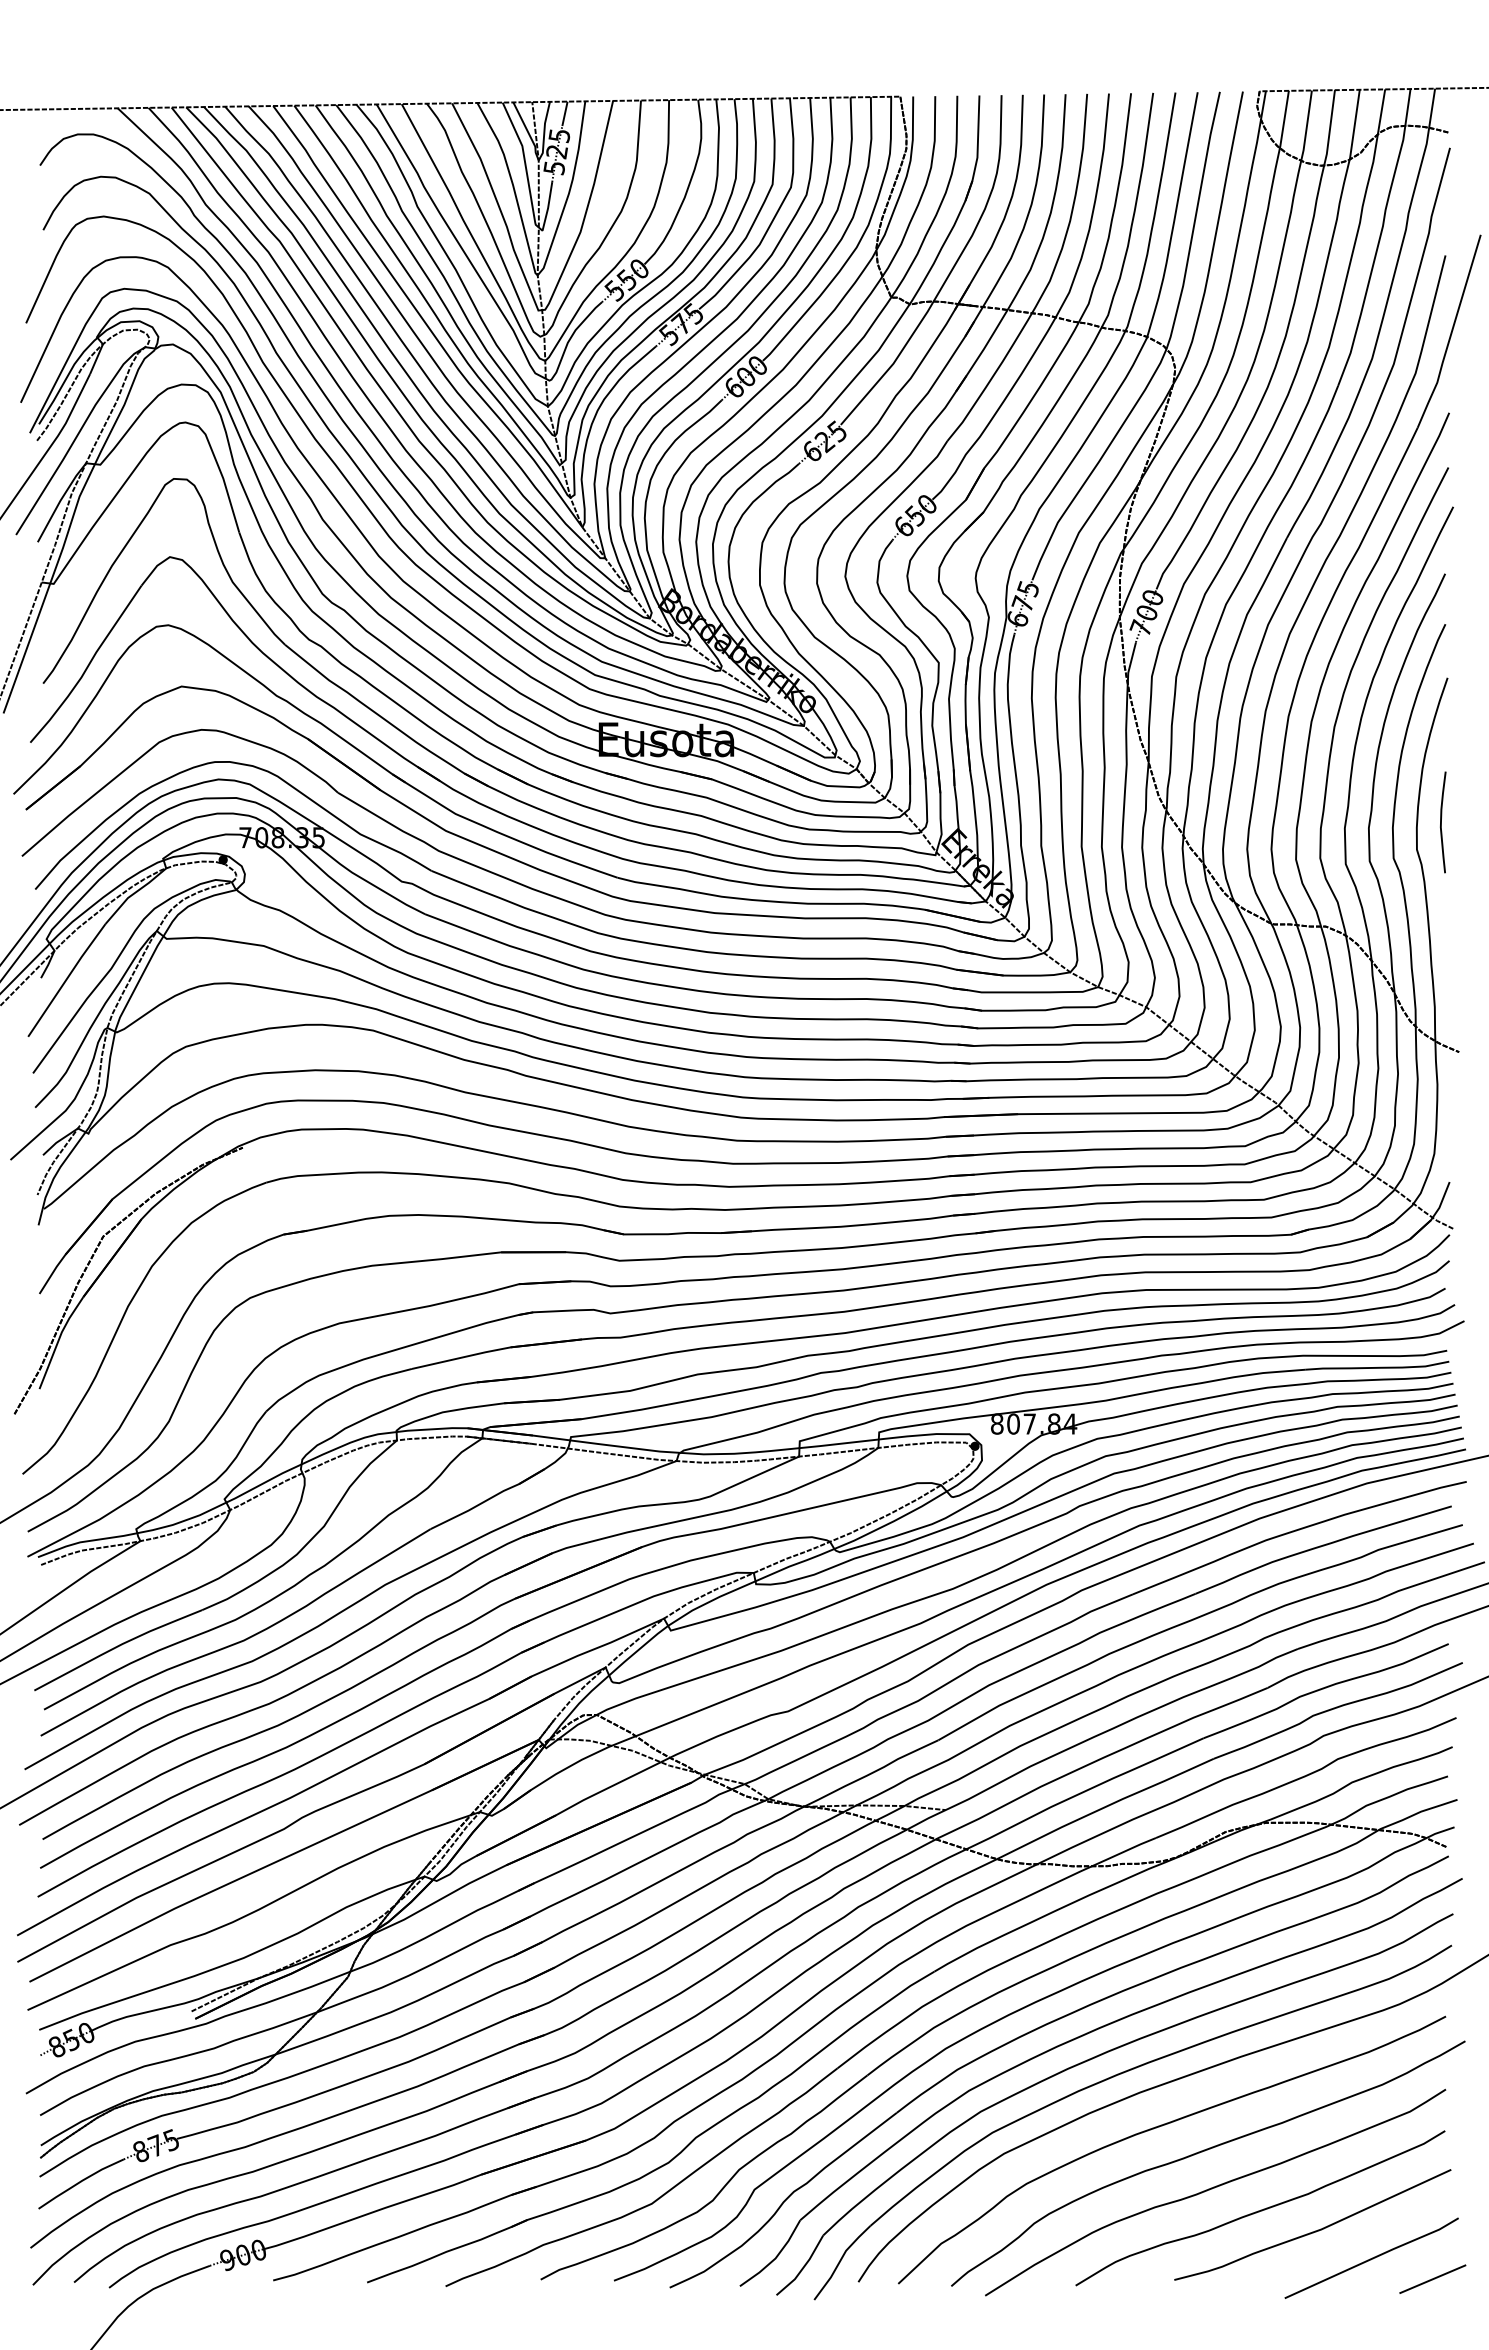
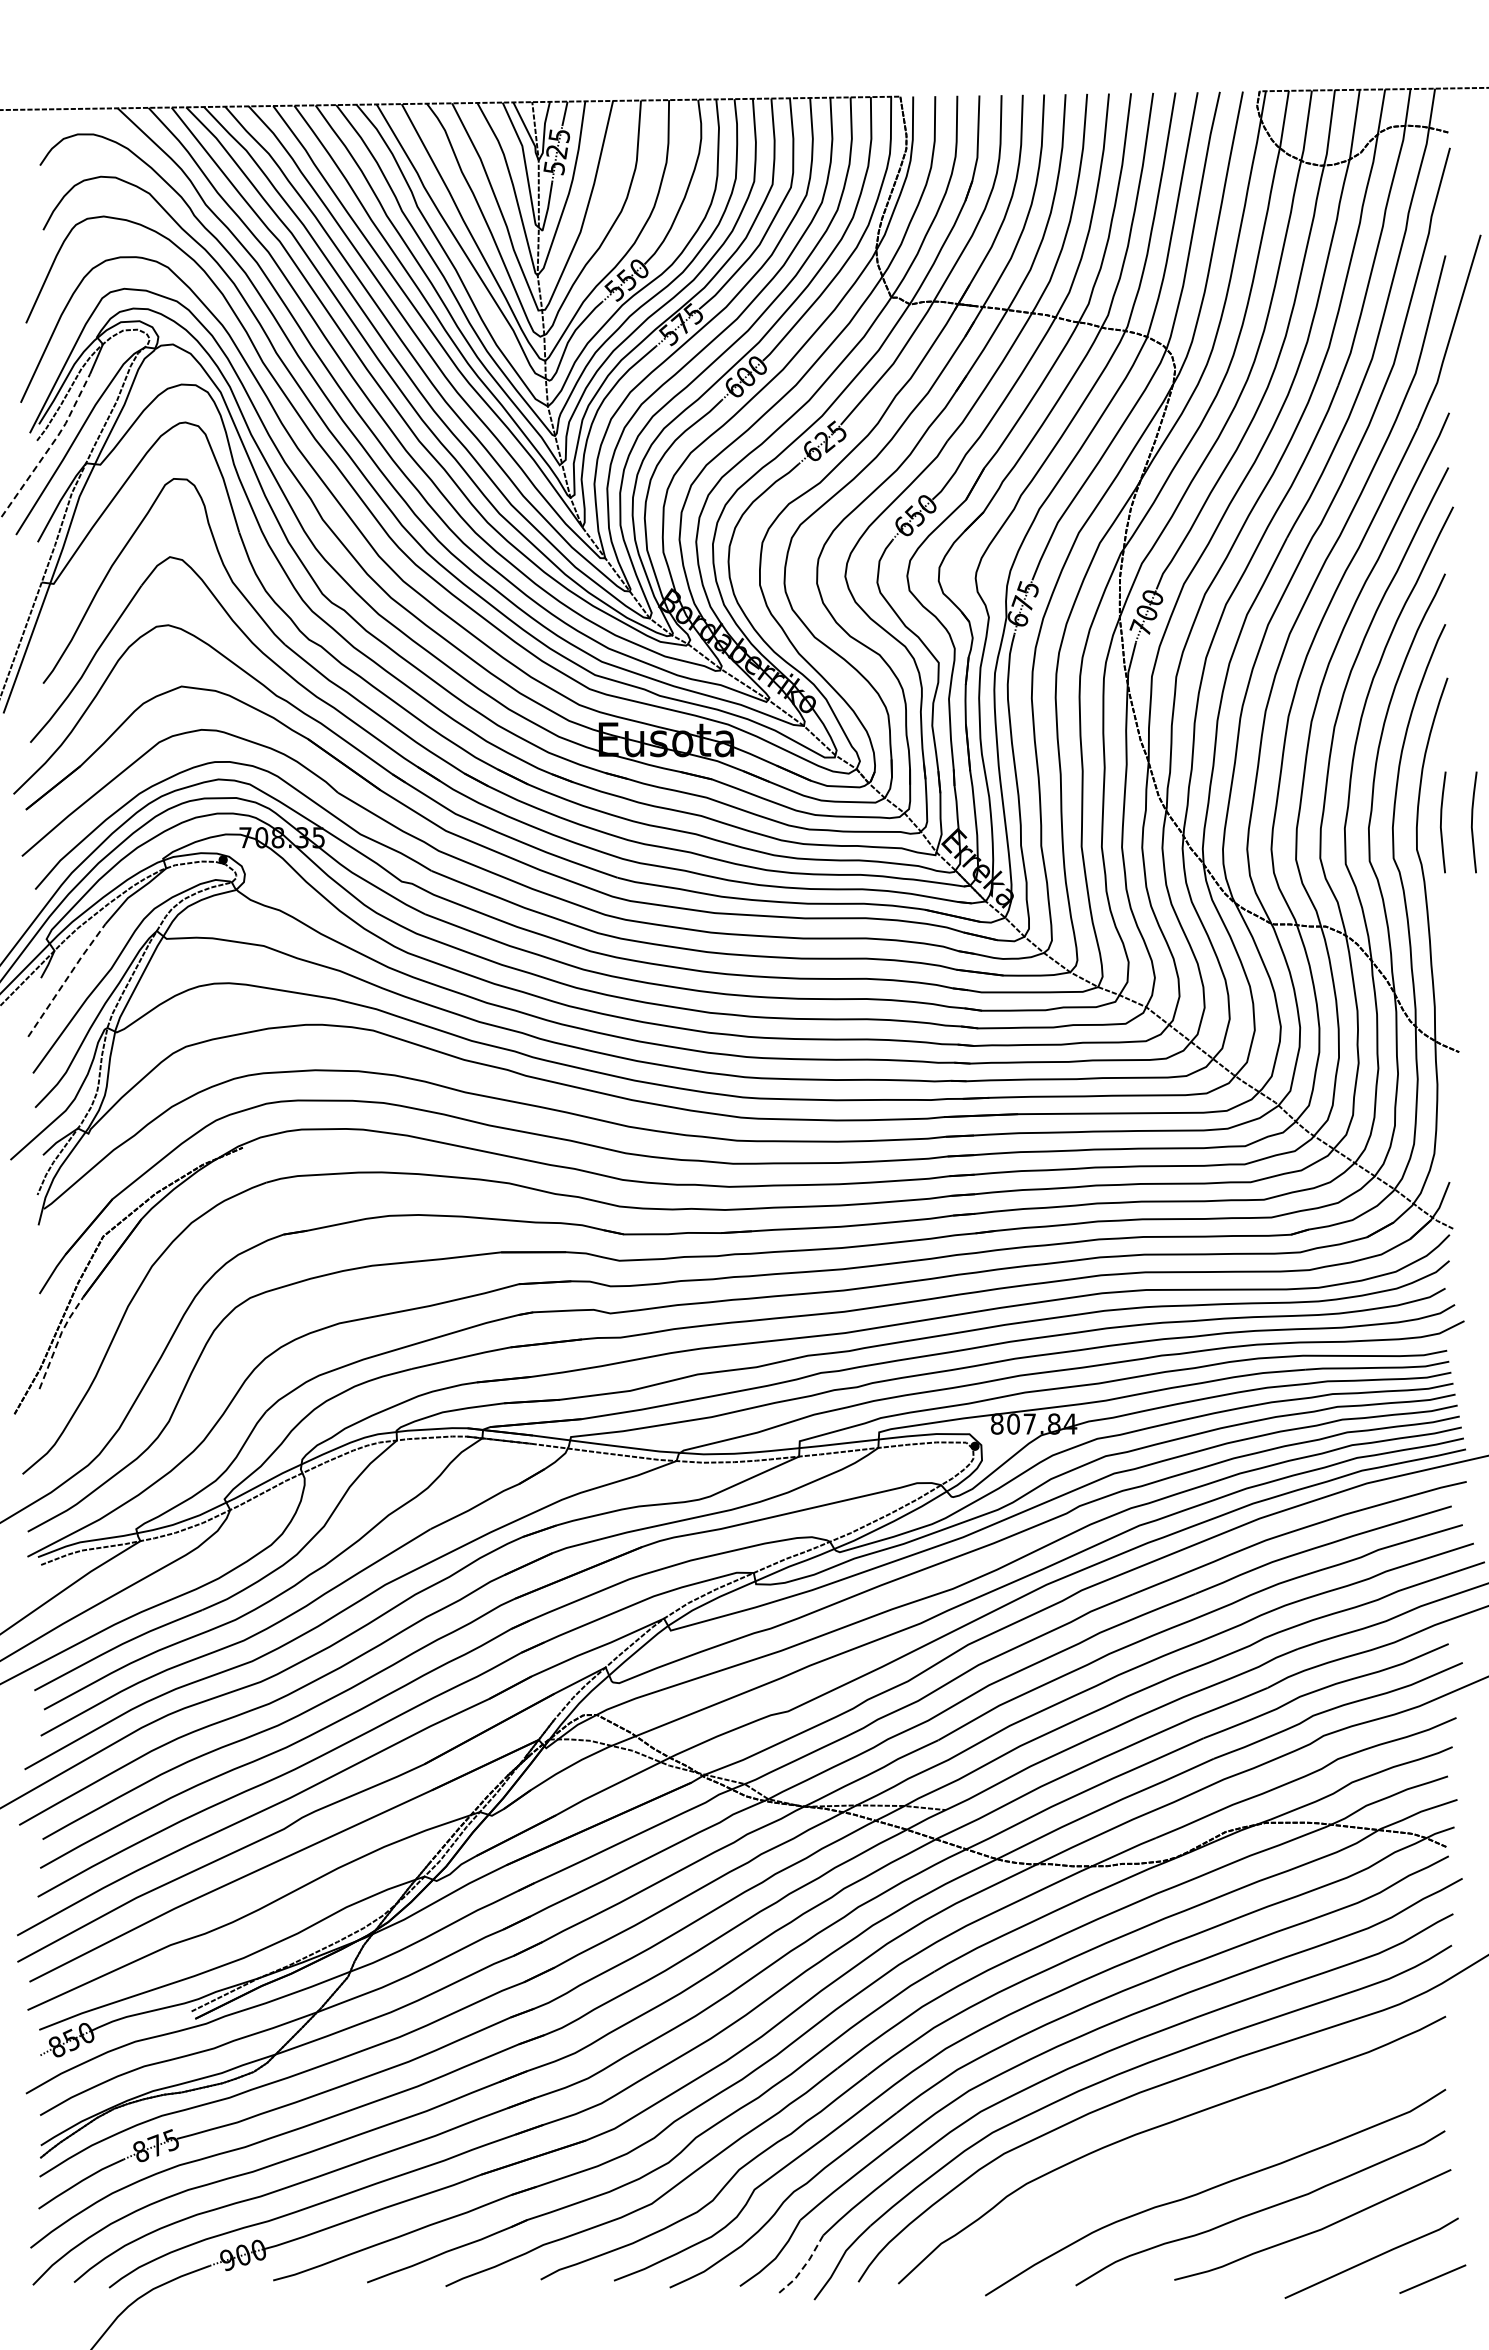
line: solid -> dashed (50, 447)
curve: none -> present (1472, 822)
line: solid -> dashed (66, 979)
line: solid -> dashed (58, 1340)
curve: present -> none (1205, 2151)
line: solid -> dashed (803, 2268)
